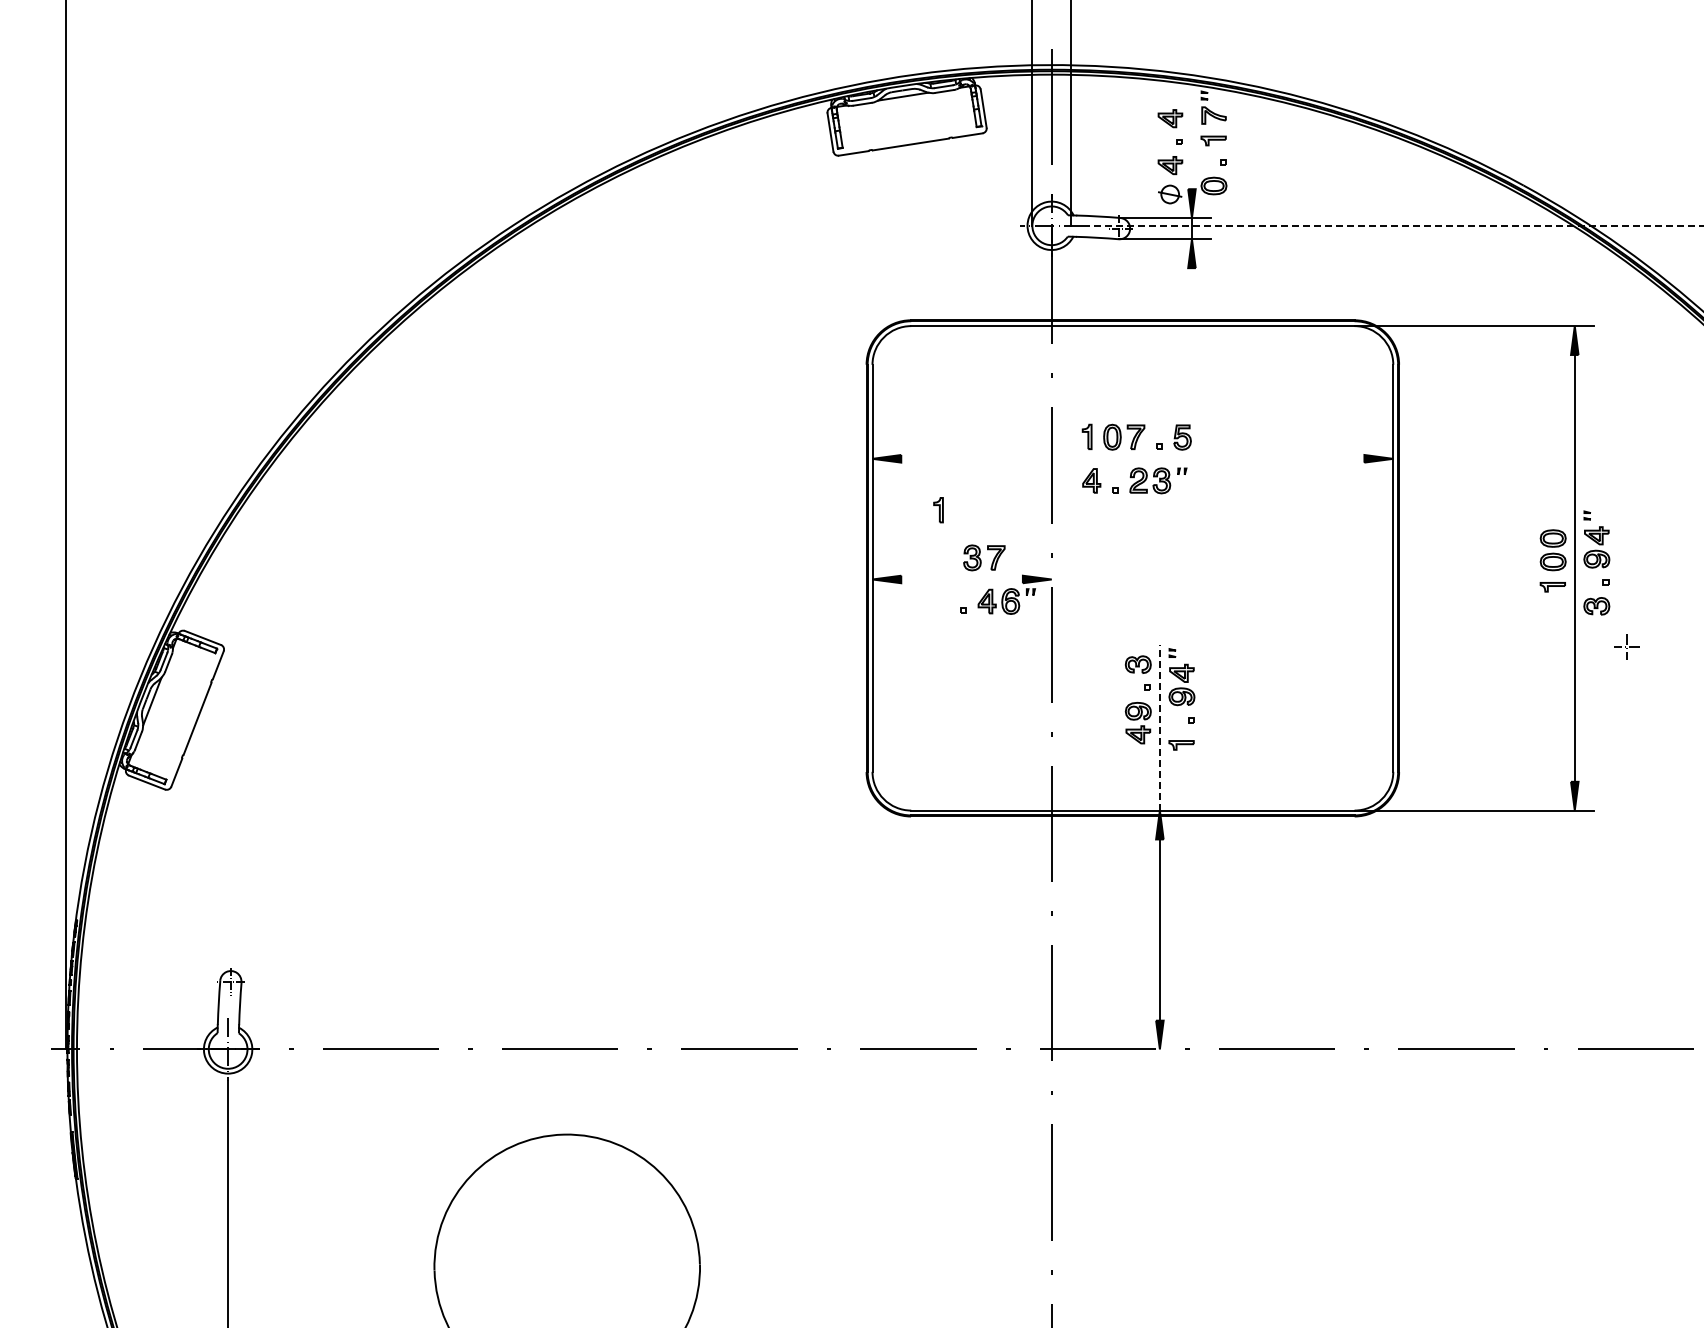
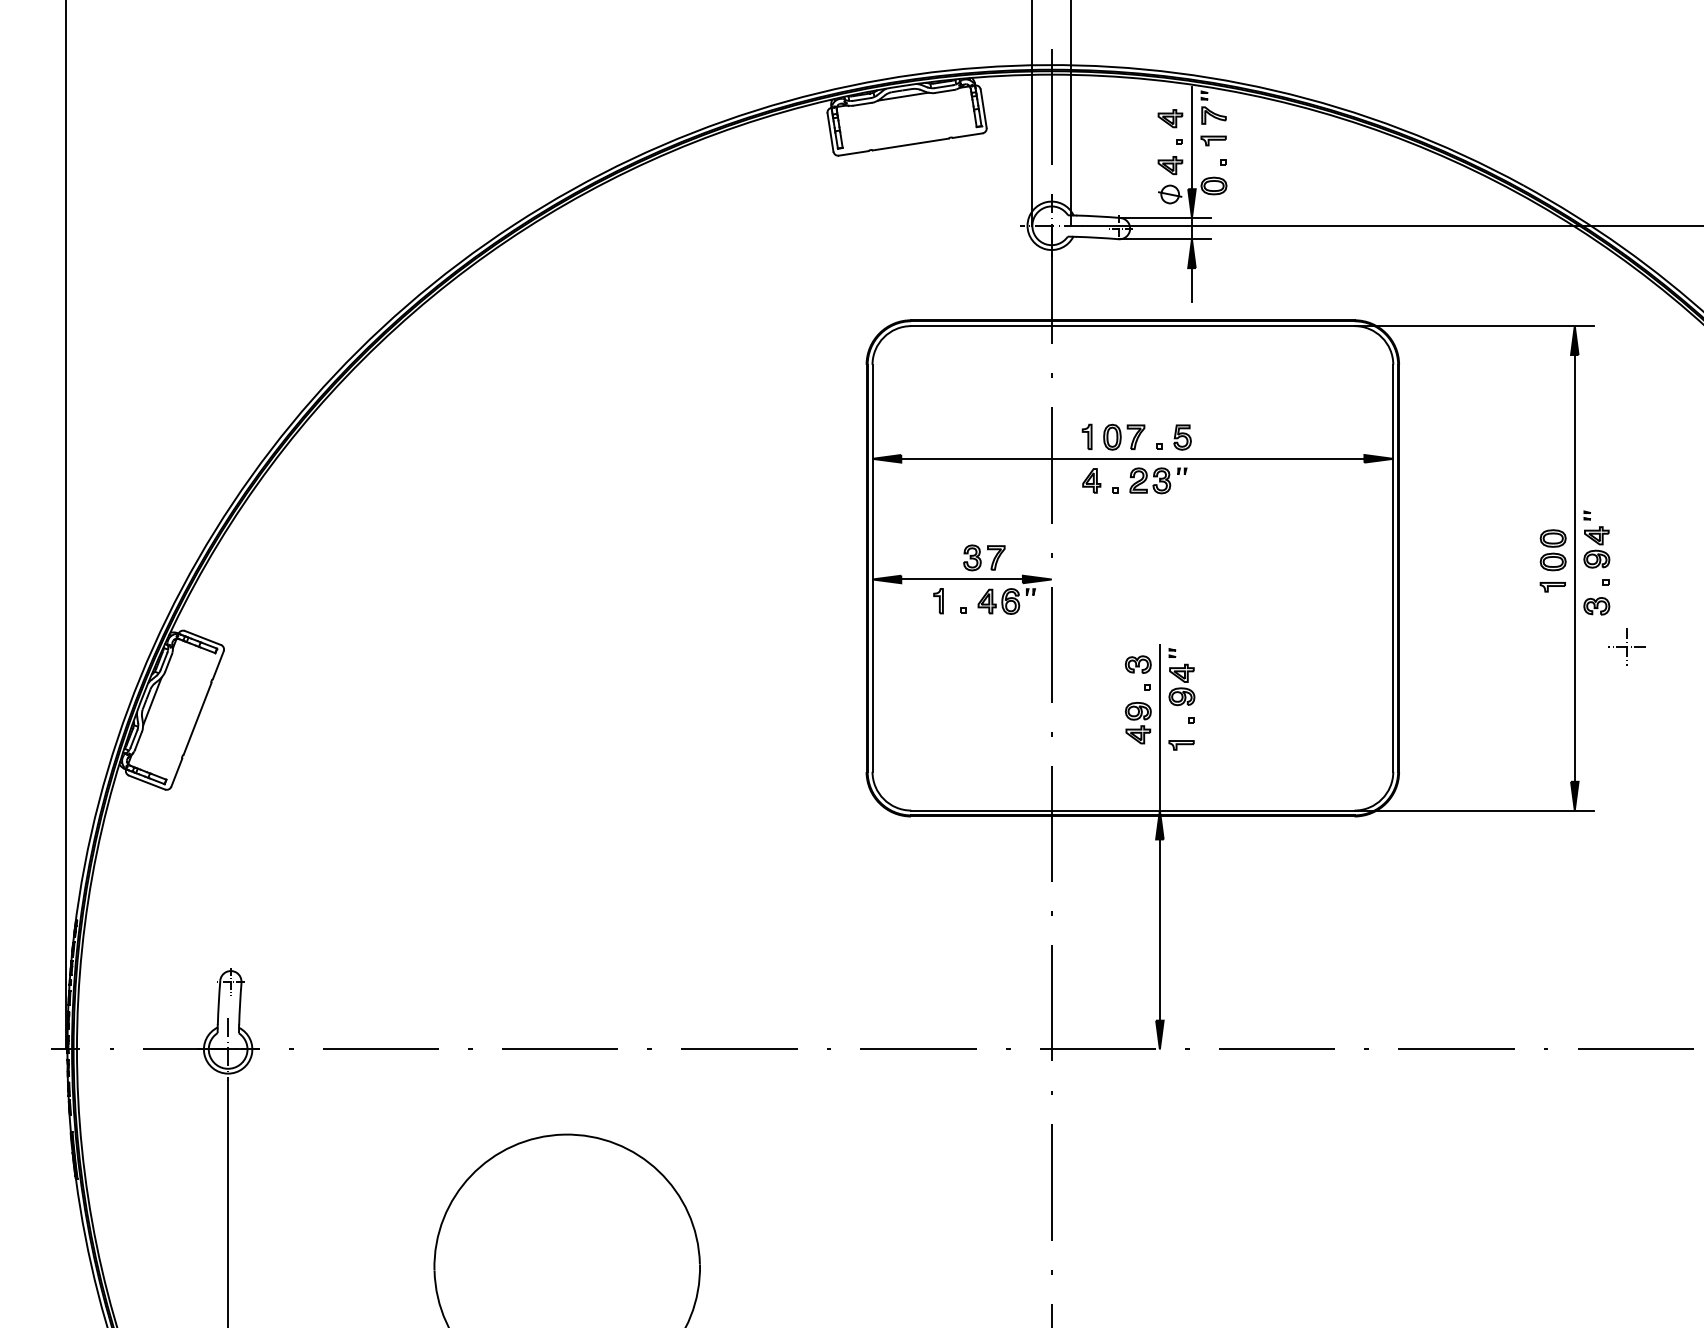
line: none -> present (1191, 138)
line: dashed -> solid (1393, 225)
line: none -> present (1191, 285)
line: none -> present (1132, 458)
part position: (938, 510) -> (938, 601) (938, 601)
line: none -> present (961, 579)
part size: 26x26 px -> 38x38 px (1626, 646)
line: dashed -> solid (1159, 727)
